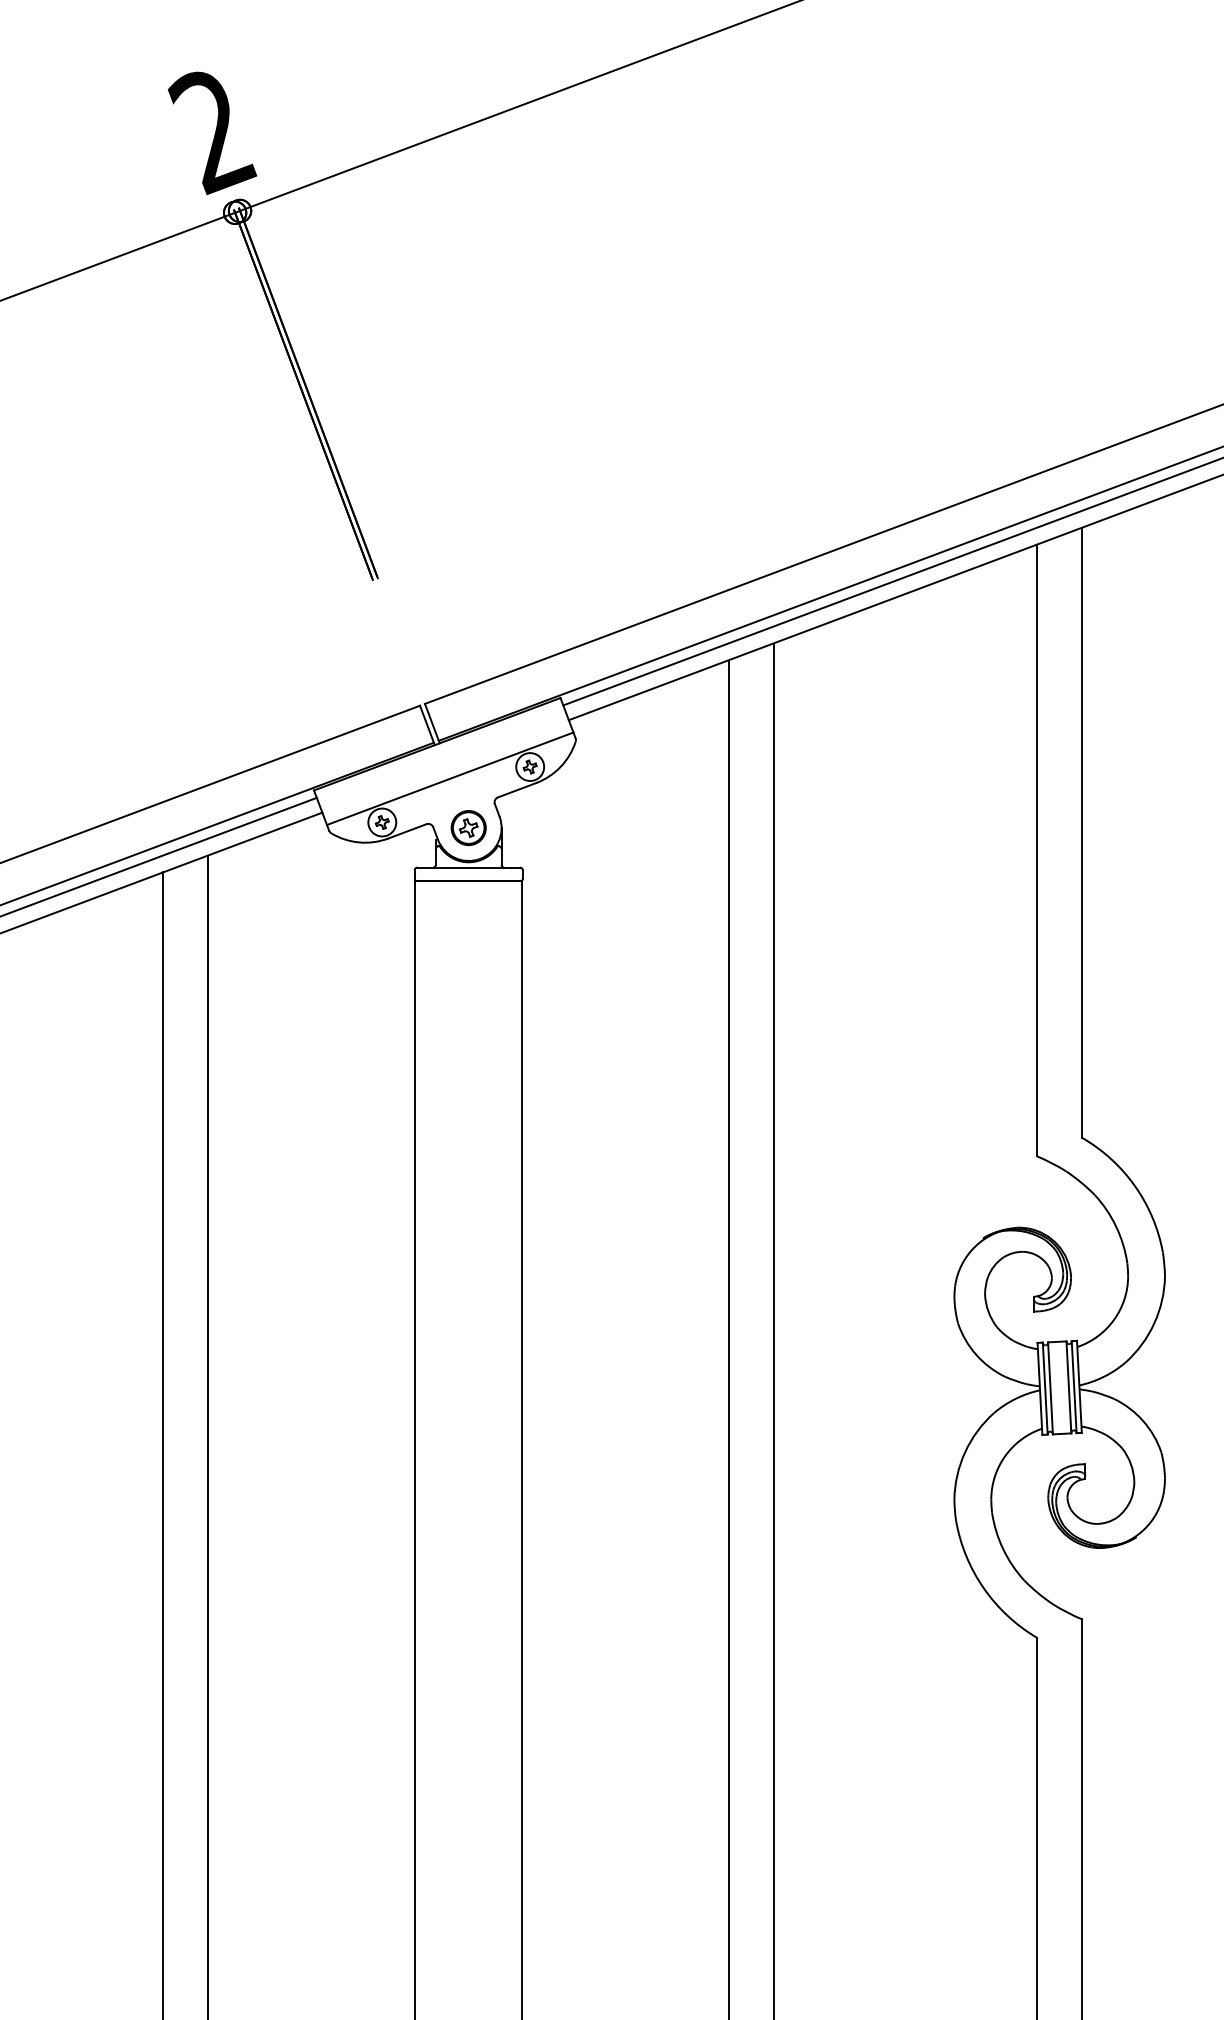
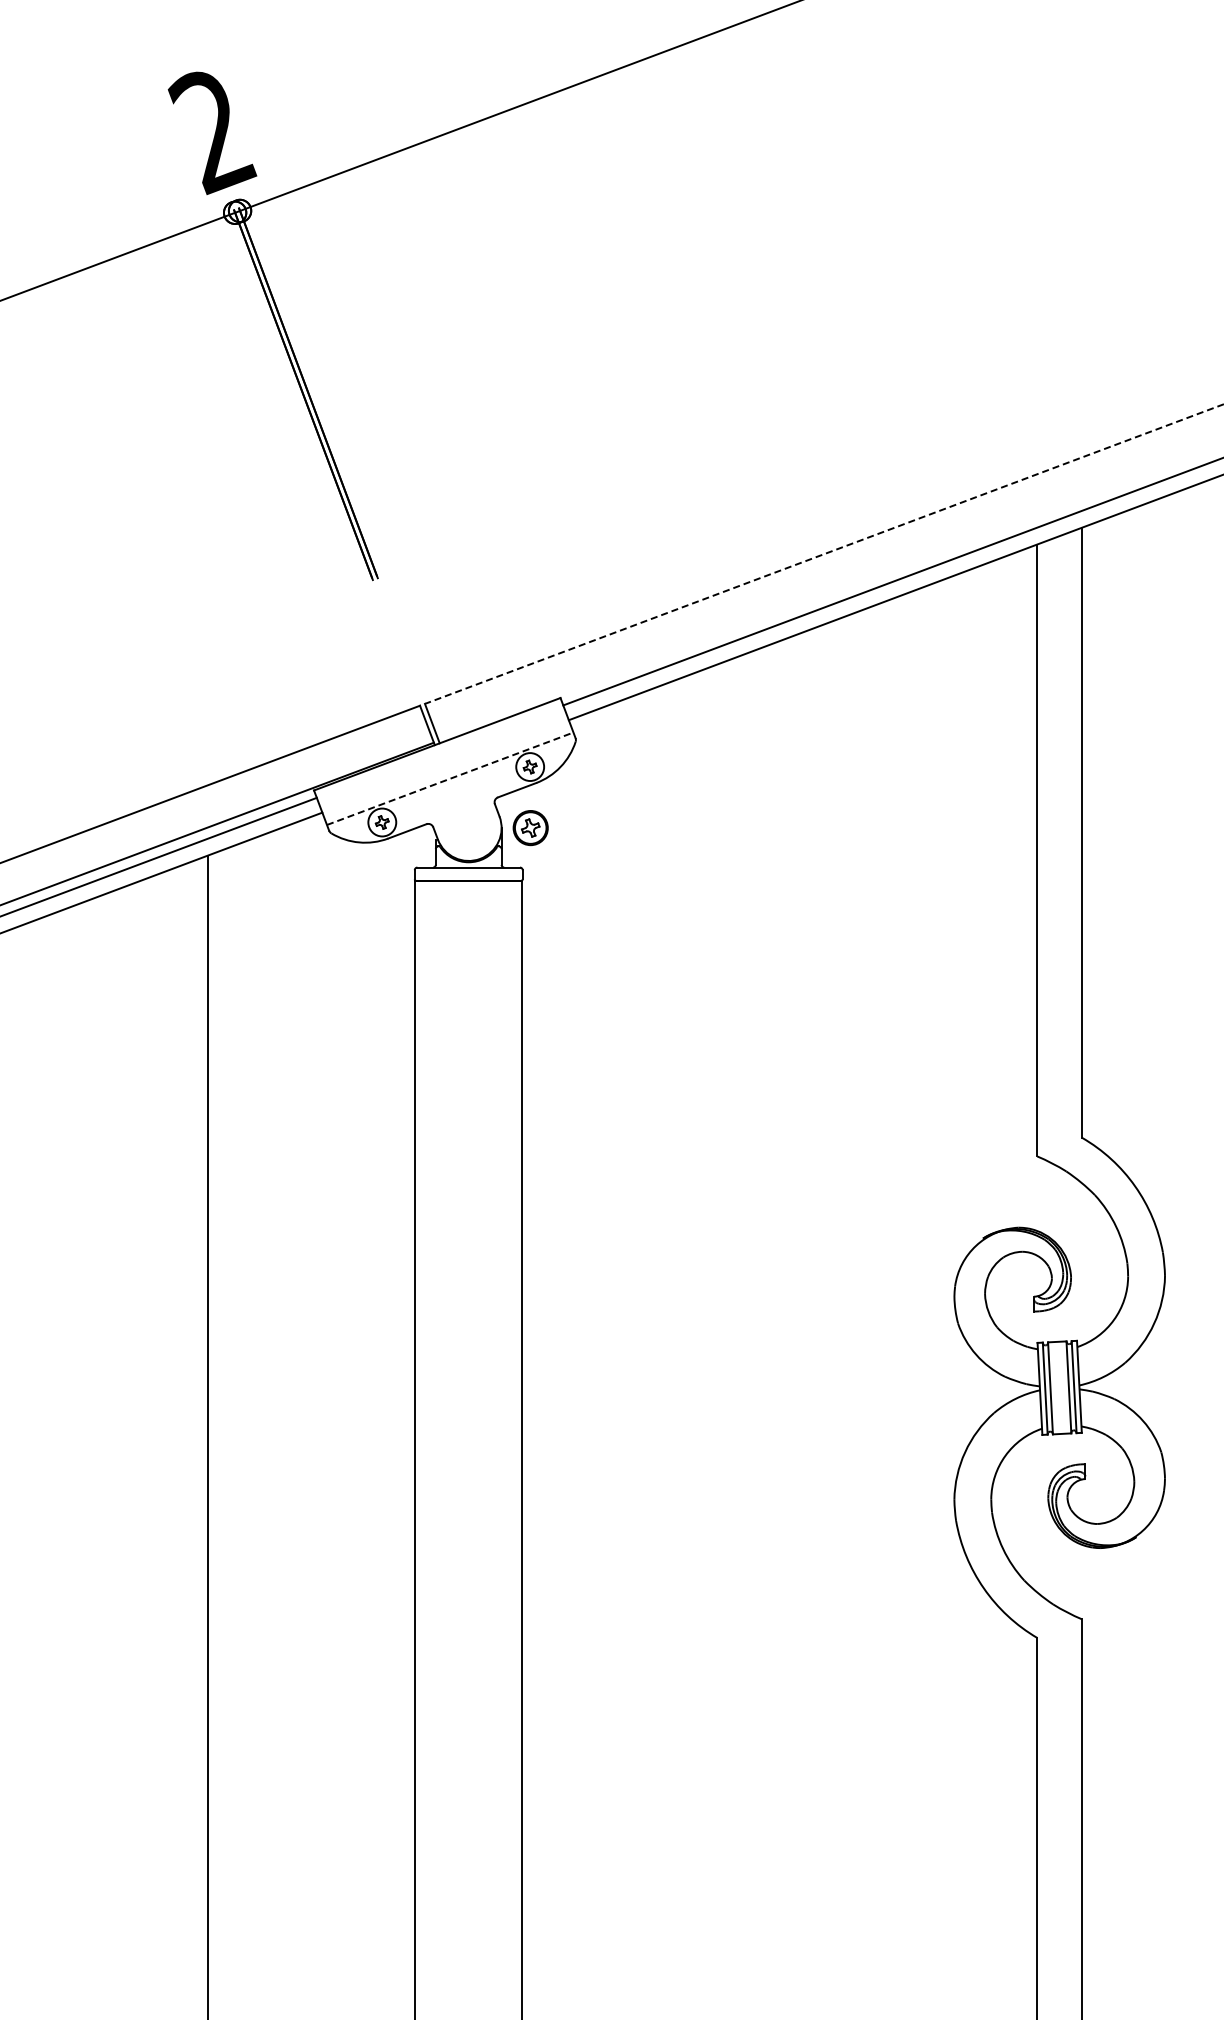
line: solid -> dashed (823, 554)
line: present -> none (829, 593)
line: solid -> dashed (450, 778)
part position: (468, 828) -> (530, 828) (530, 828)
line: present -> none (774, 1330)
line: present -> none (729, 1338)
line: present -> none (163, 1444)
